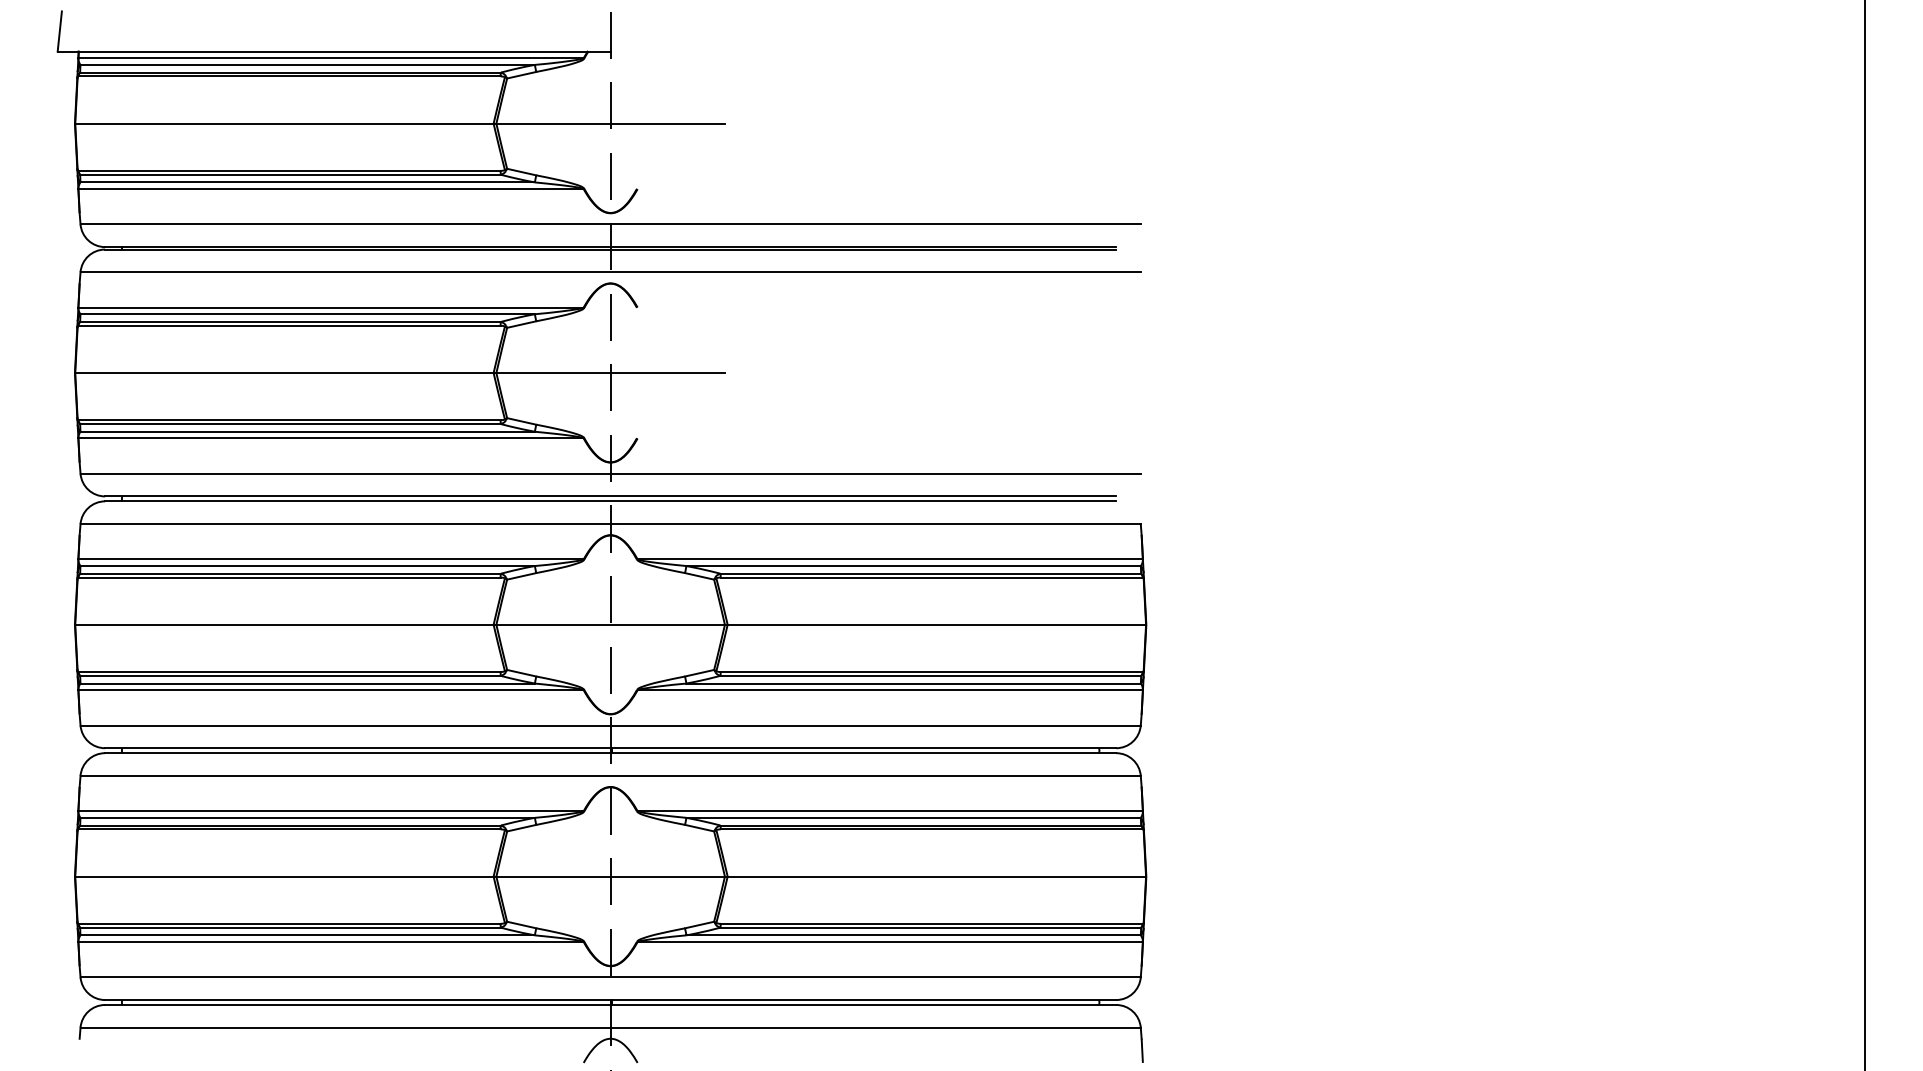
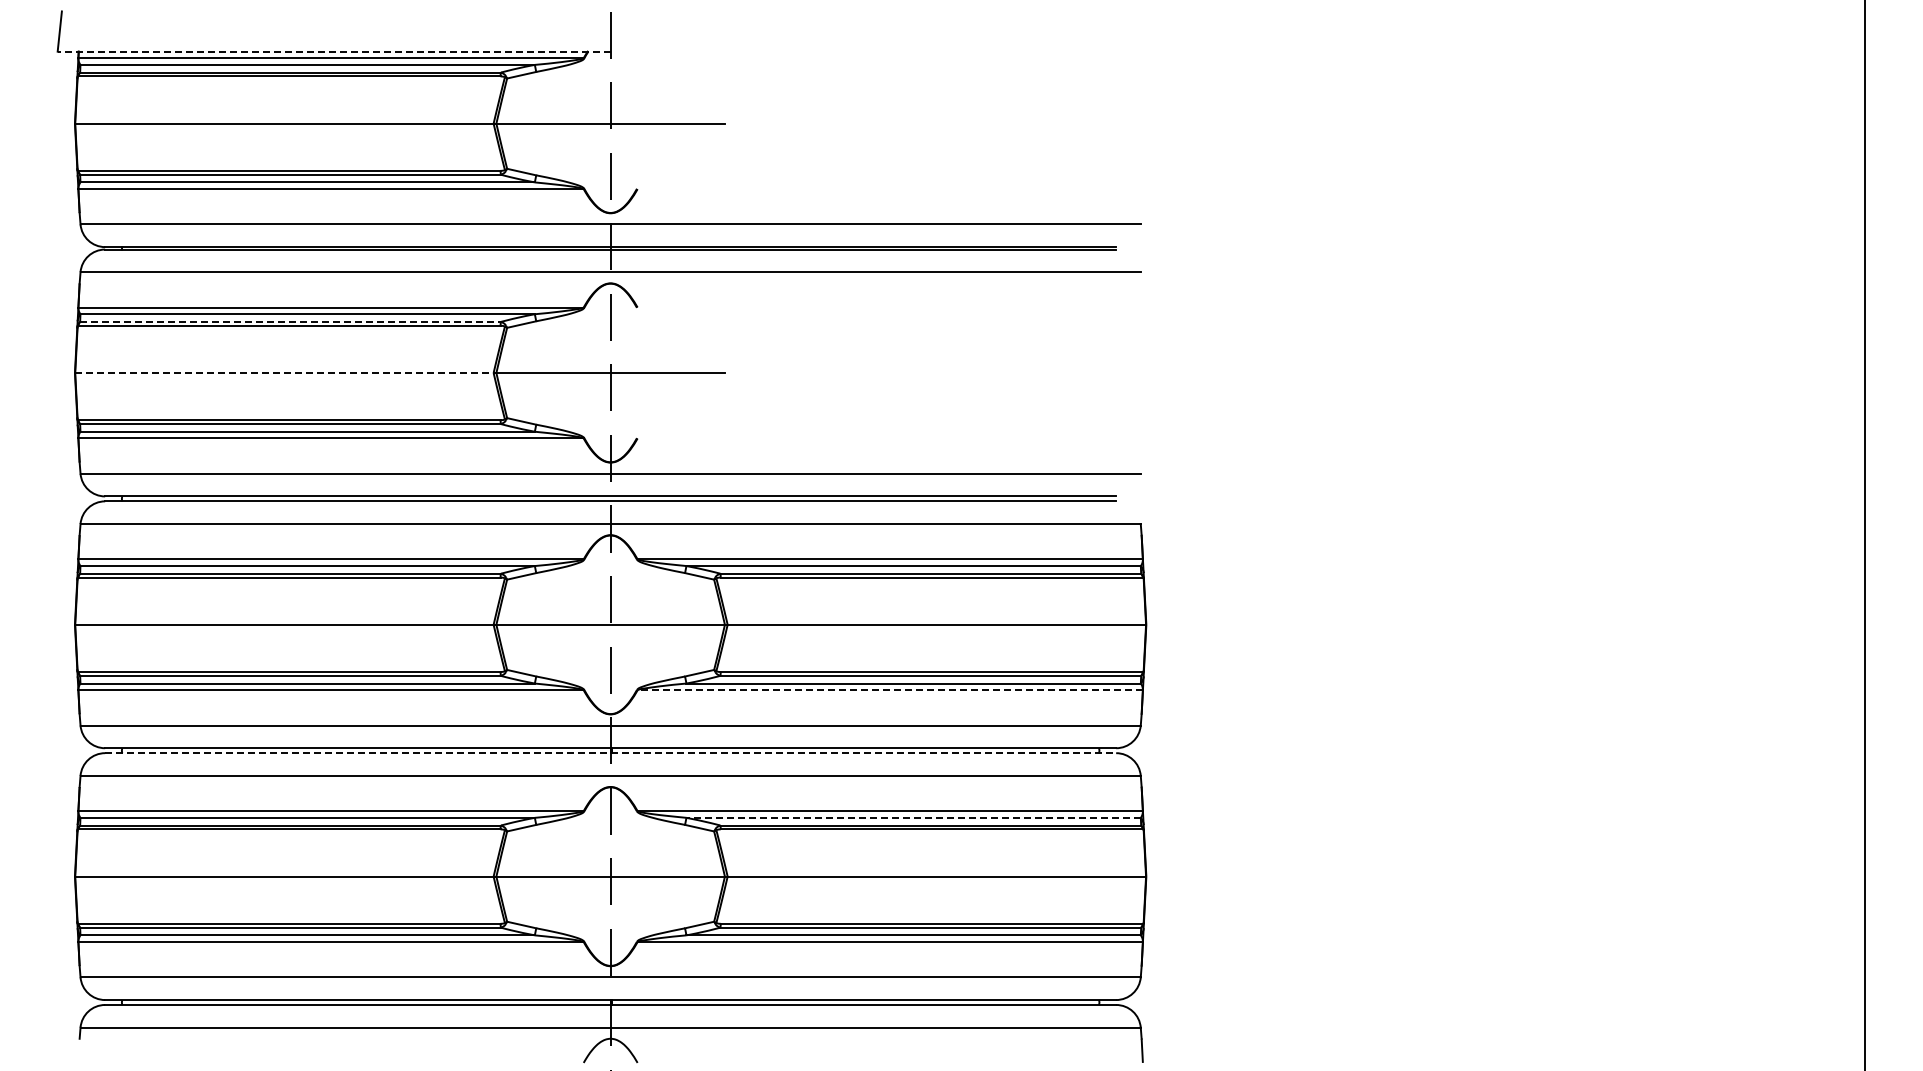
line: solid -> dashed (333, 51)
line: solid -> dashed (291, 321)
line: solid -> dashed (284, 373)
line: solid -> dashed (890, 690)
line: solid -> dashed (610, 753)
line: solid -> dashed (913, 817)
